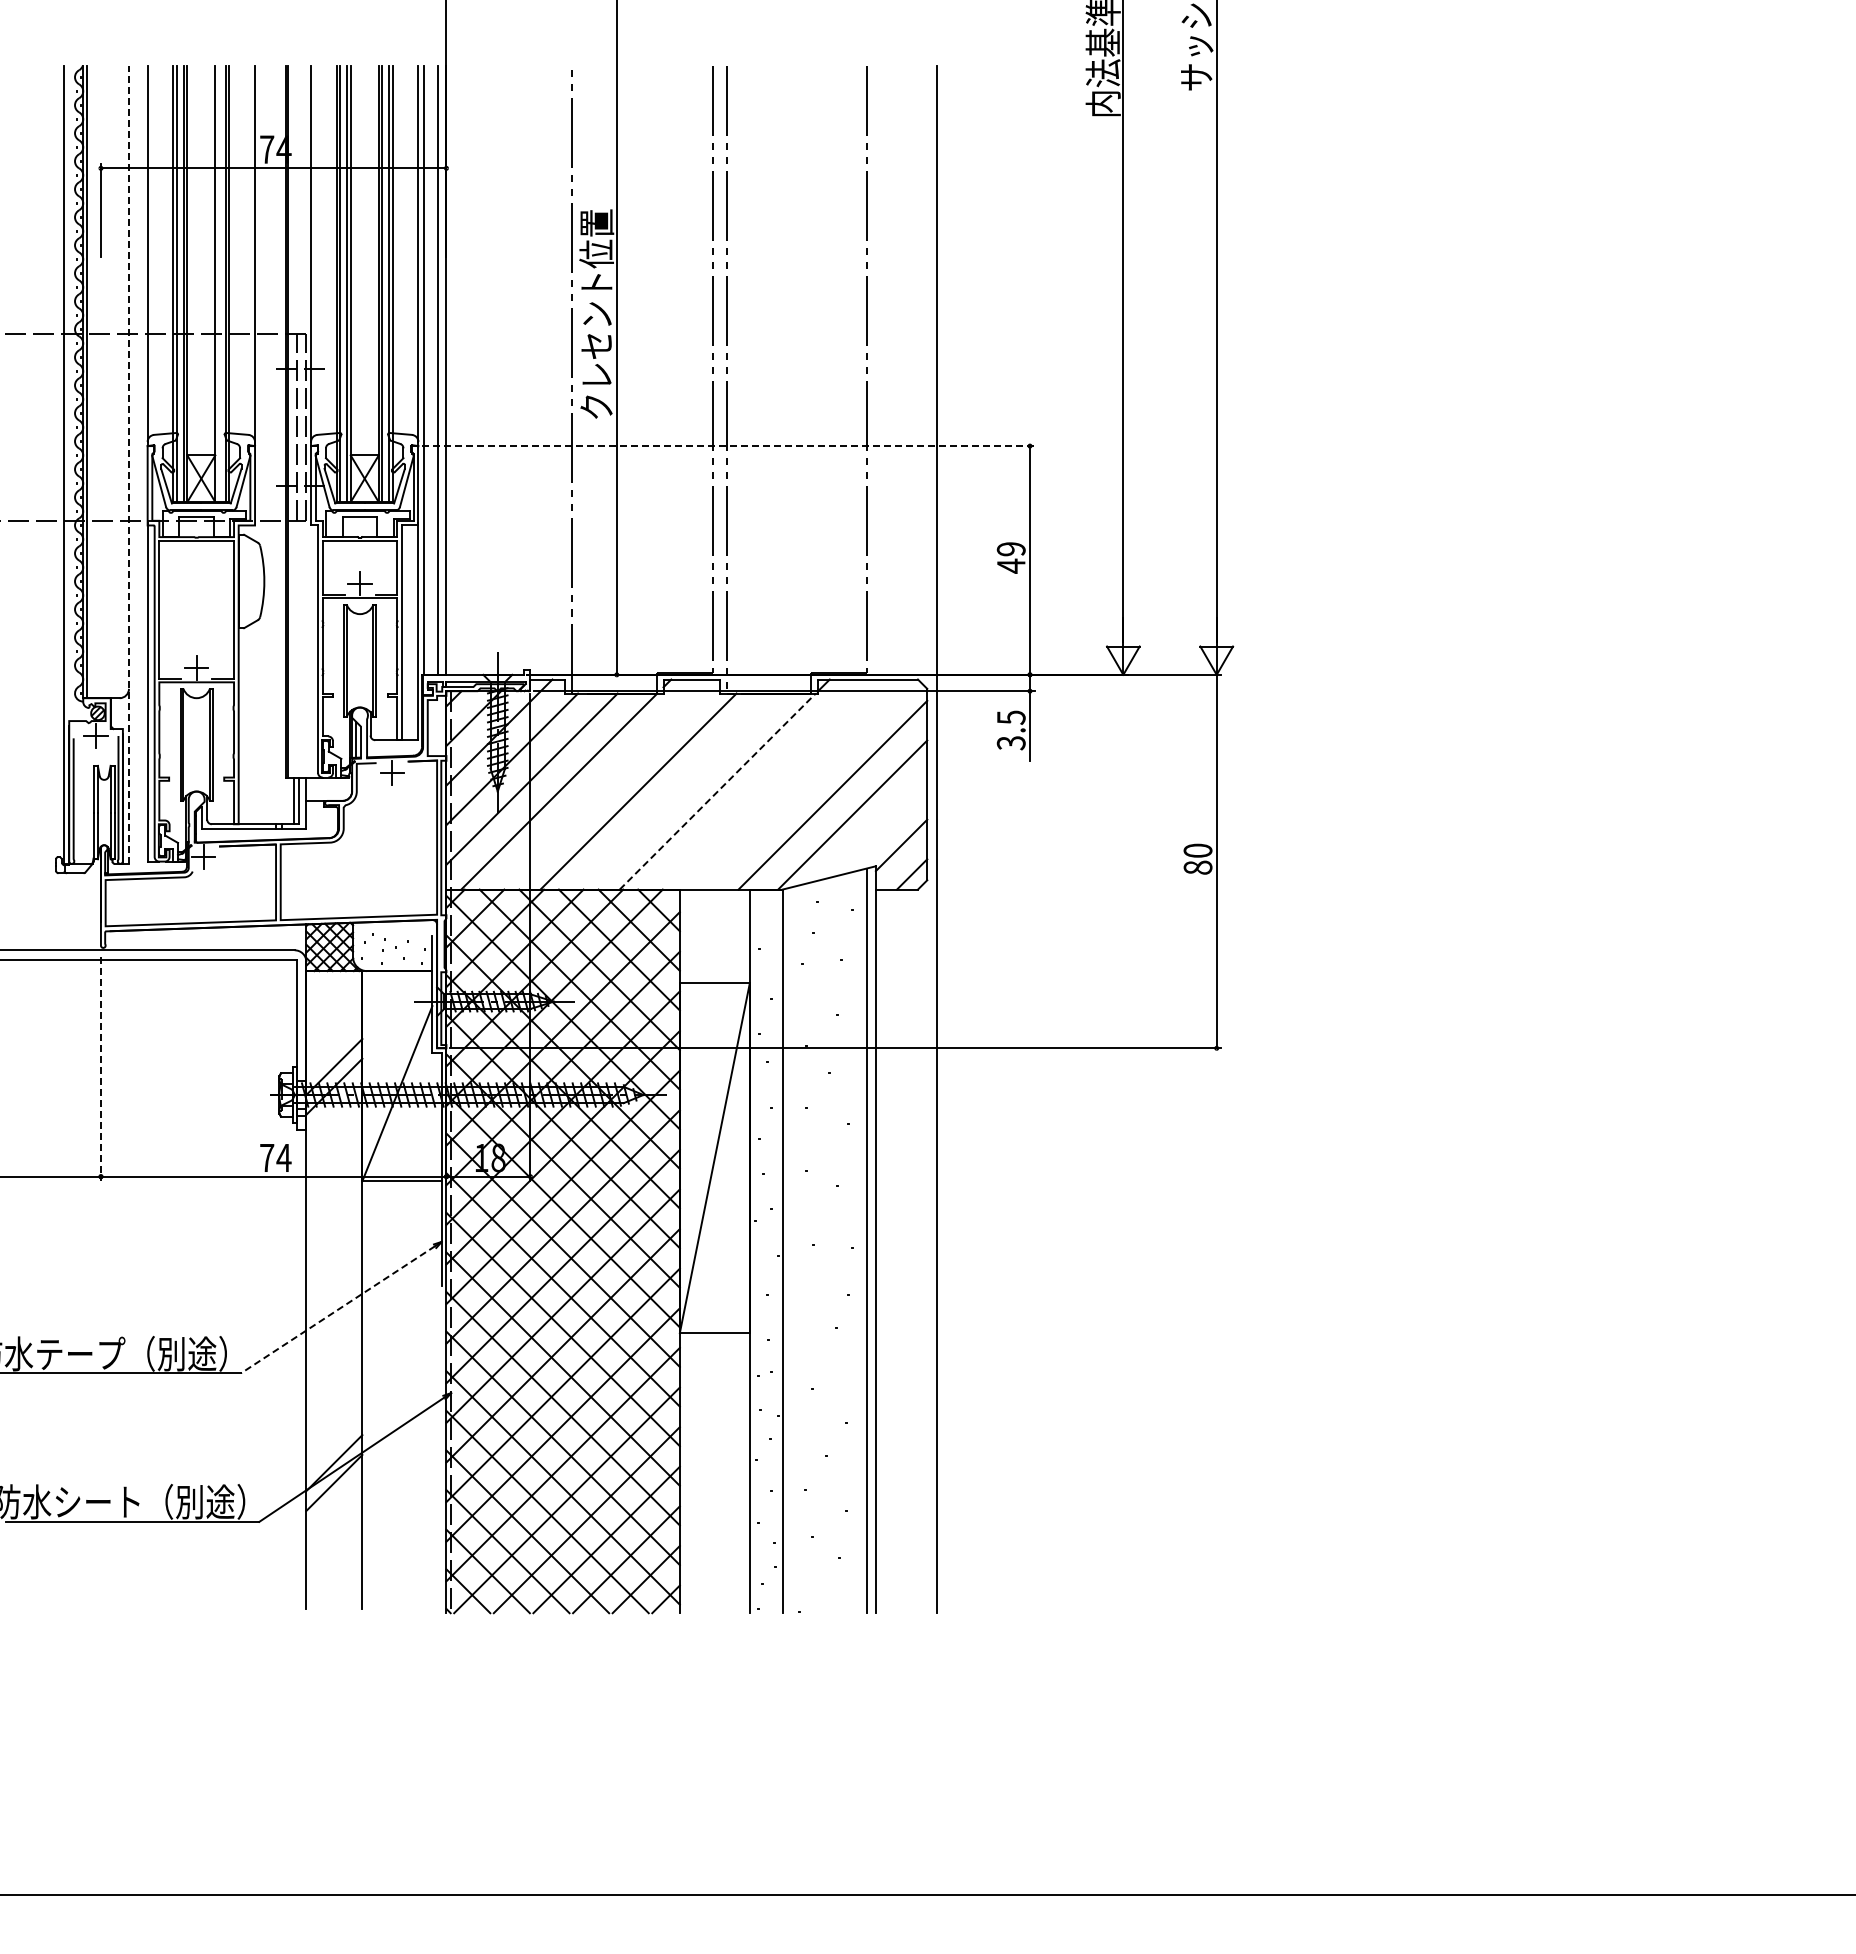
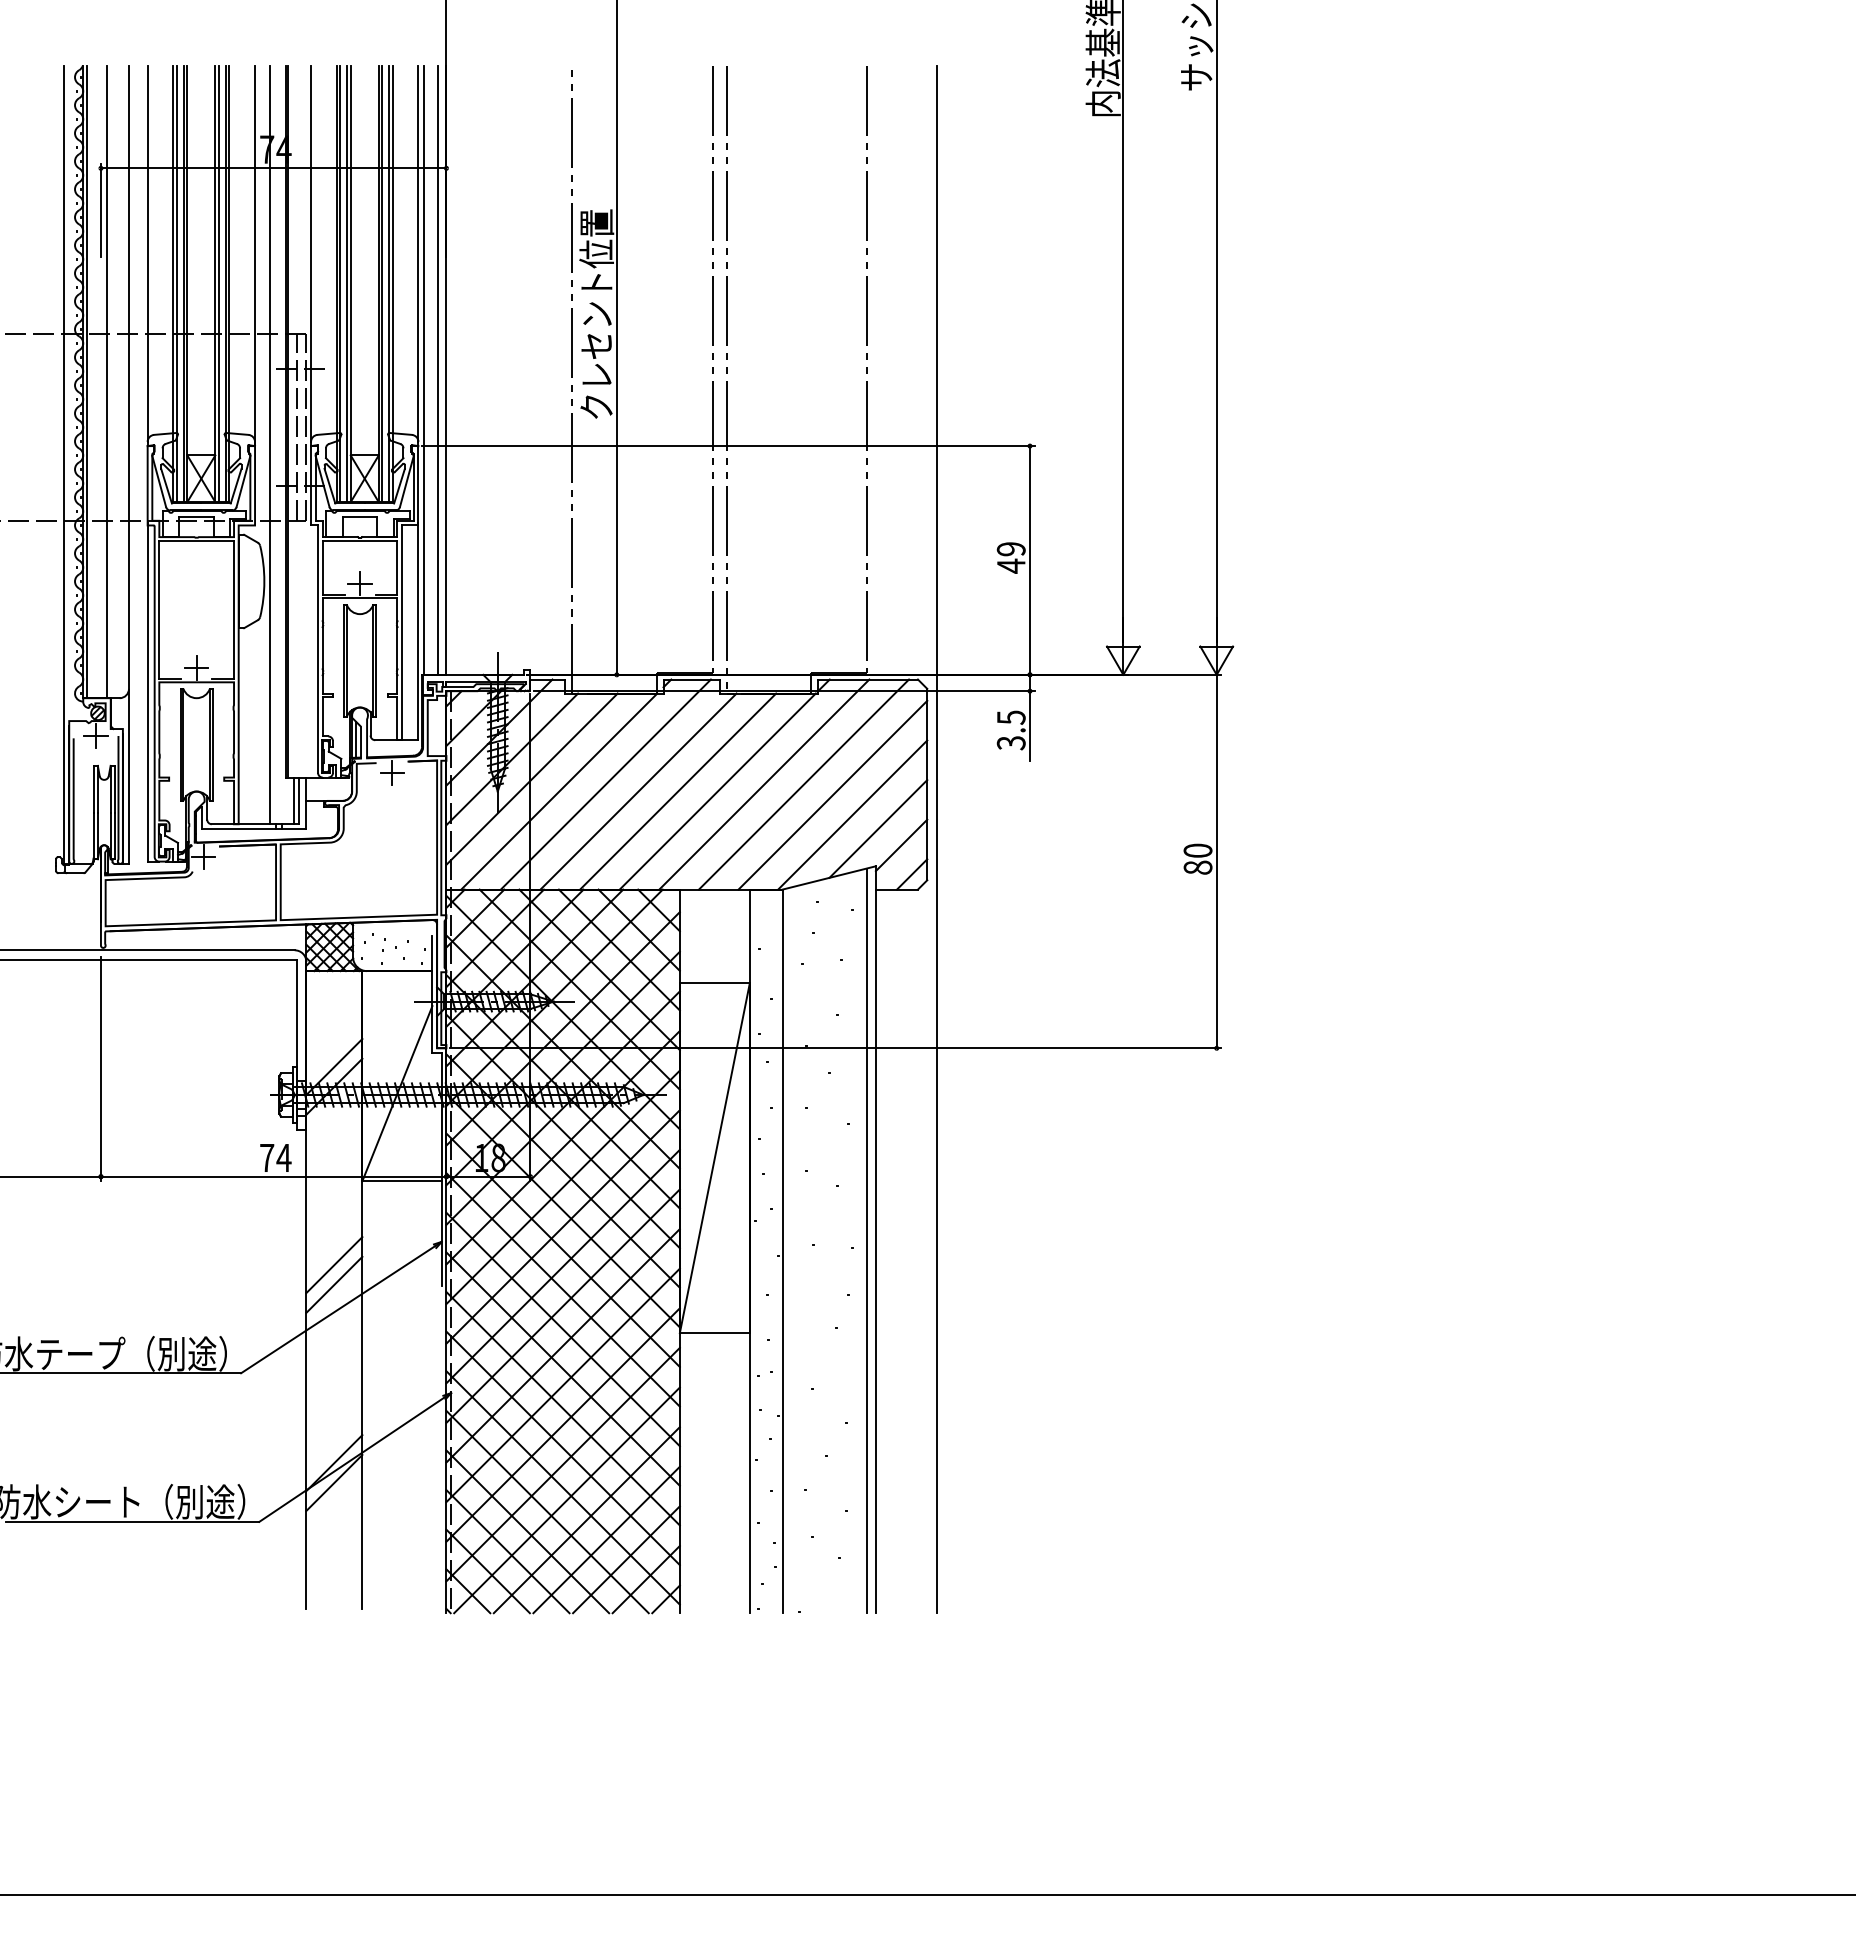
line: none -> present (218, 283)
line: none -> present (106, 381)
line: none -> present (269, 444)
line: dashed -> solid (728, 446)
line: dashed -> solid (128, 464)
line: none -> present (605, 784)
line: none -> present (764, 784)
line: none -> present (803, 784)
line: none -> present (678, 791)
line: dashed -> solid (717, 791)
line: none -> present (878, 828)
line: dashed -> solid (100, 1069)
line: none -> present (334, 1265)
line: none -> present (334, 1284)
line: dashed -> solid (338, 1309)
